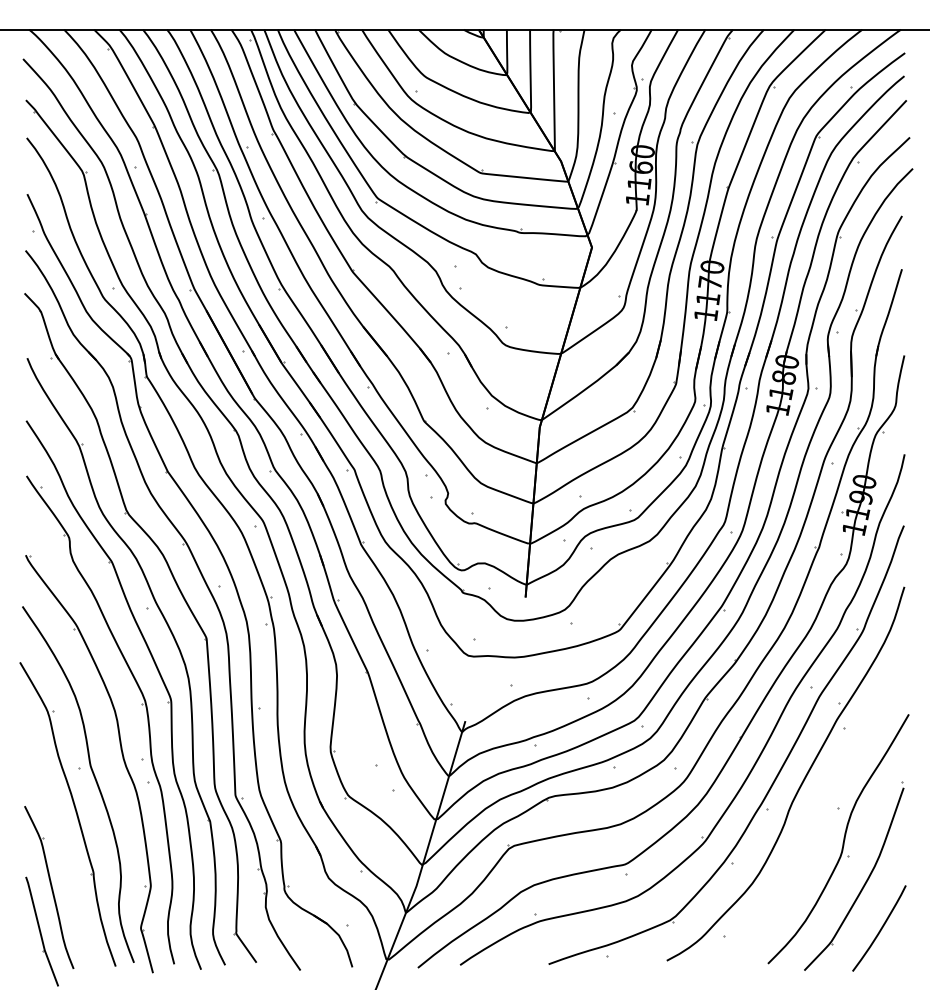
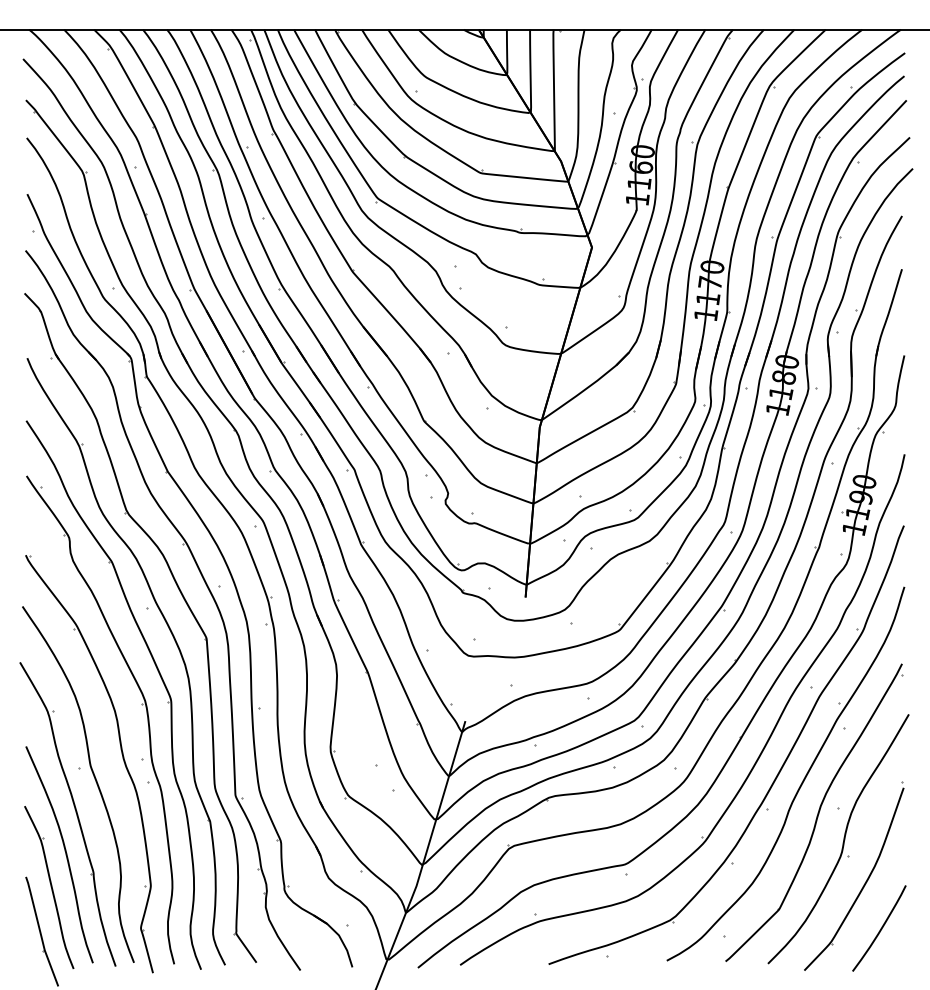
part: none -> present (814, 812)
curve: none -> present (64, 851)
